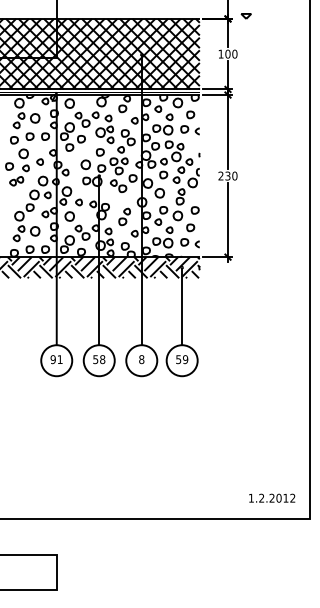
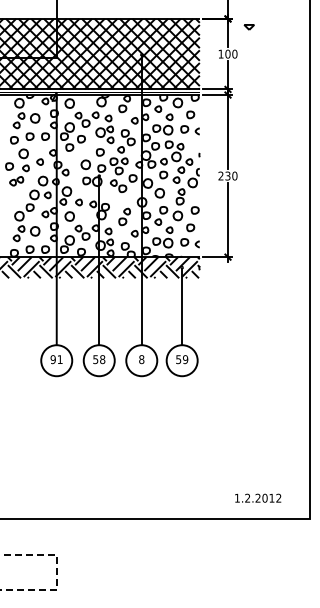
part position: (245, 16) -> (248, 27) (248, 27)
text position: (272, 497) -> (258, 497) (258, 497)
line: solid -> dashed (56, 572)
